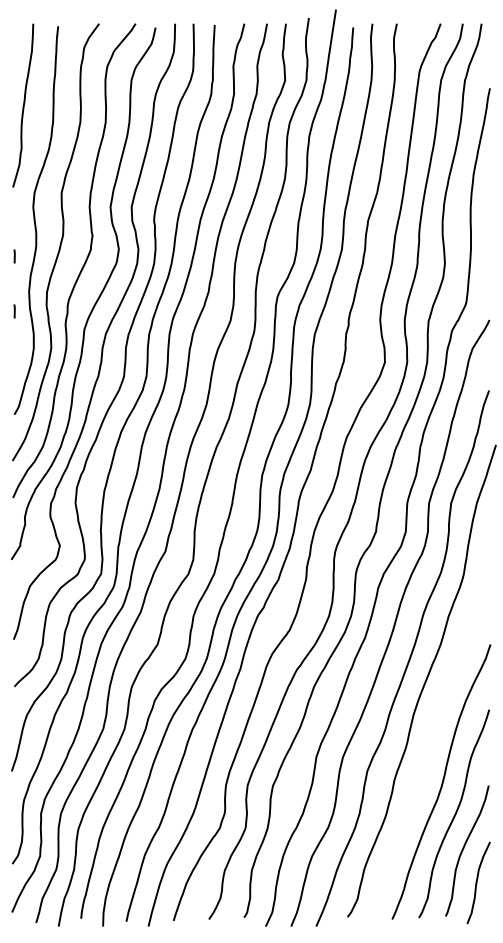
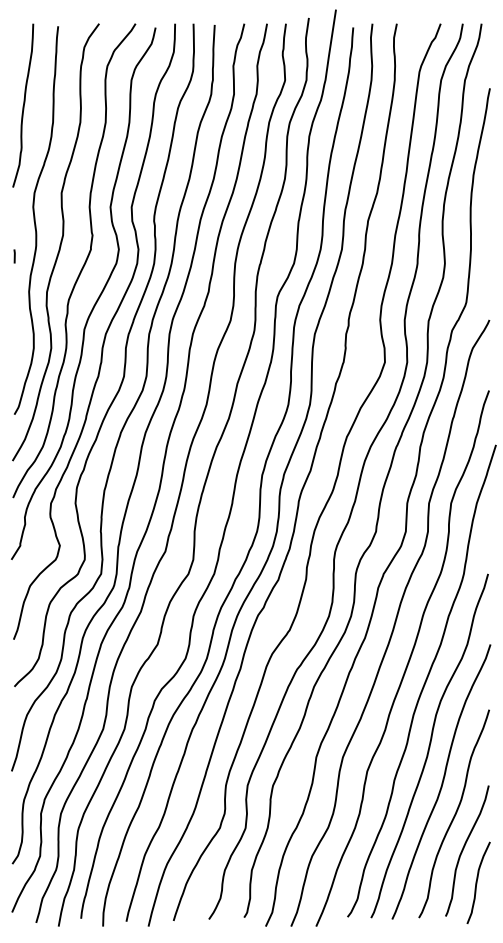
line: present -> none (14, 311)
curve: none -> present (429, 745)
